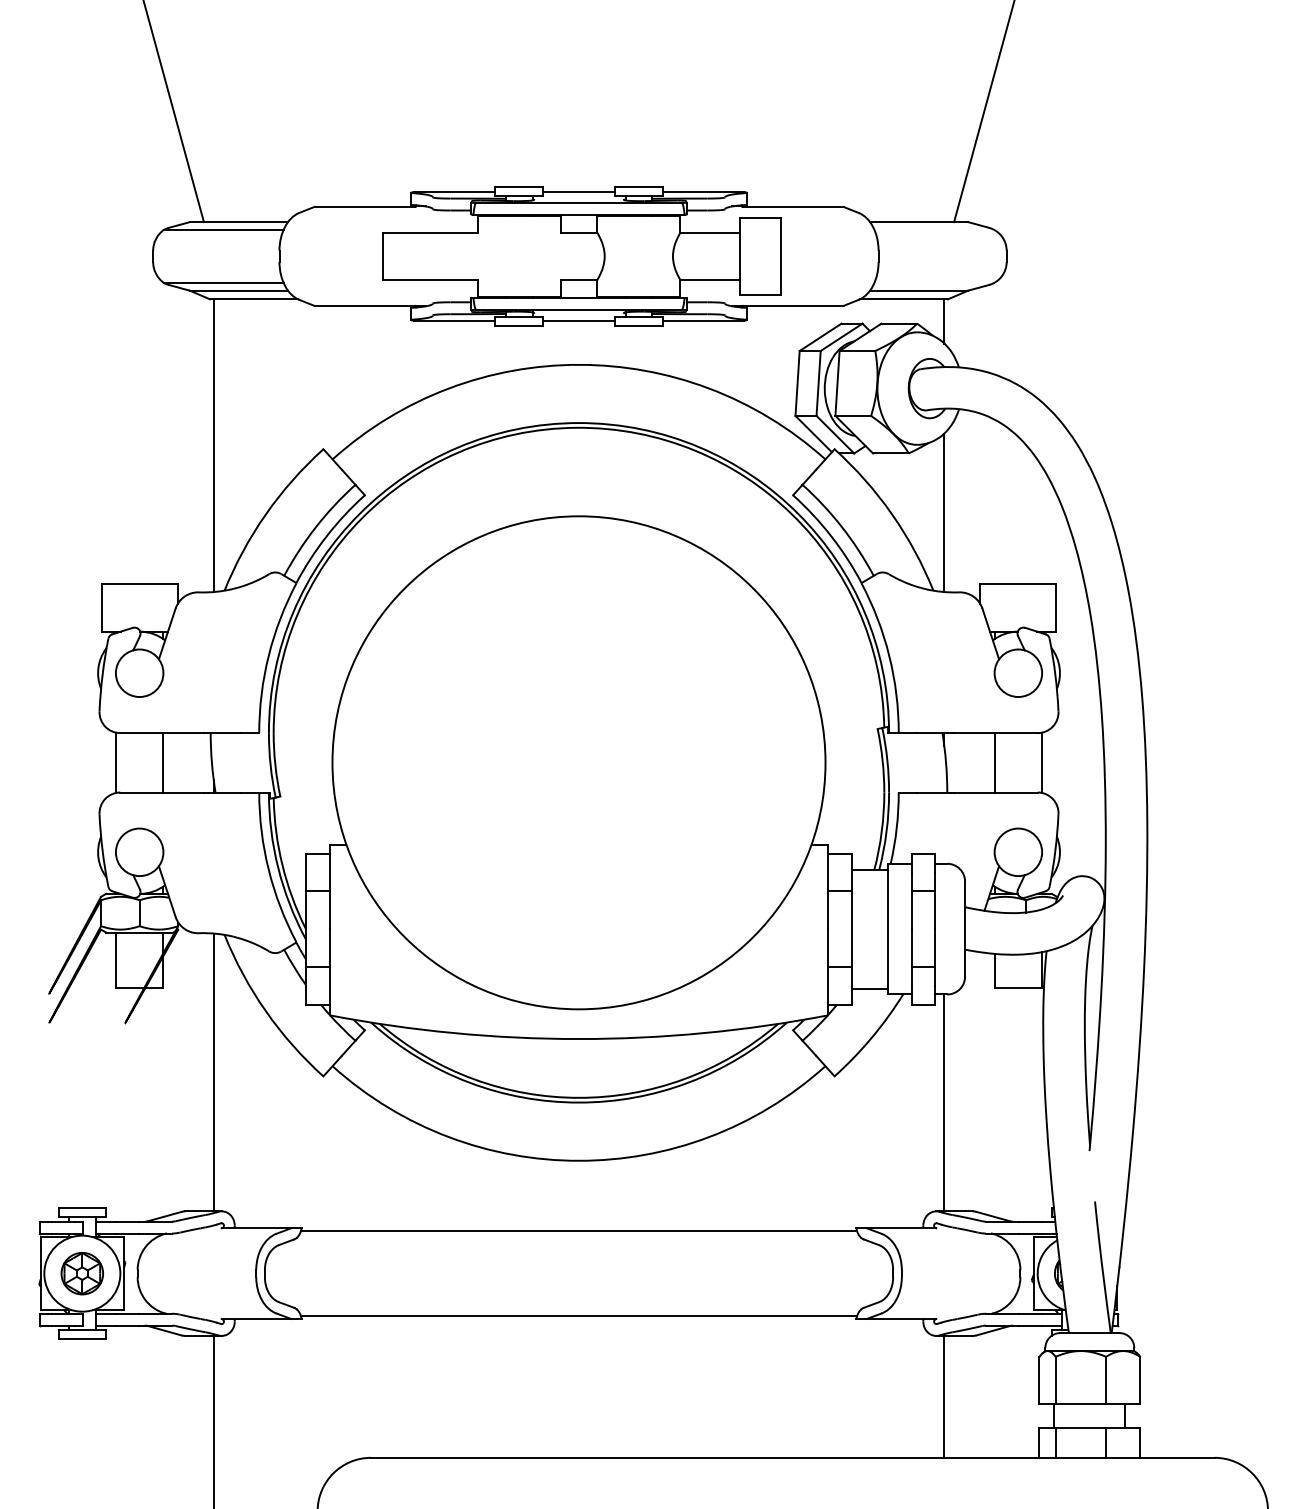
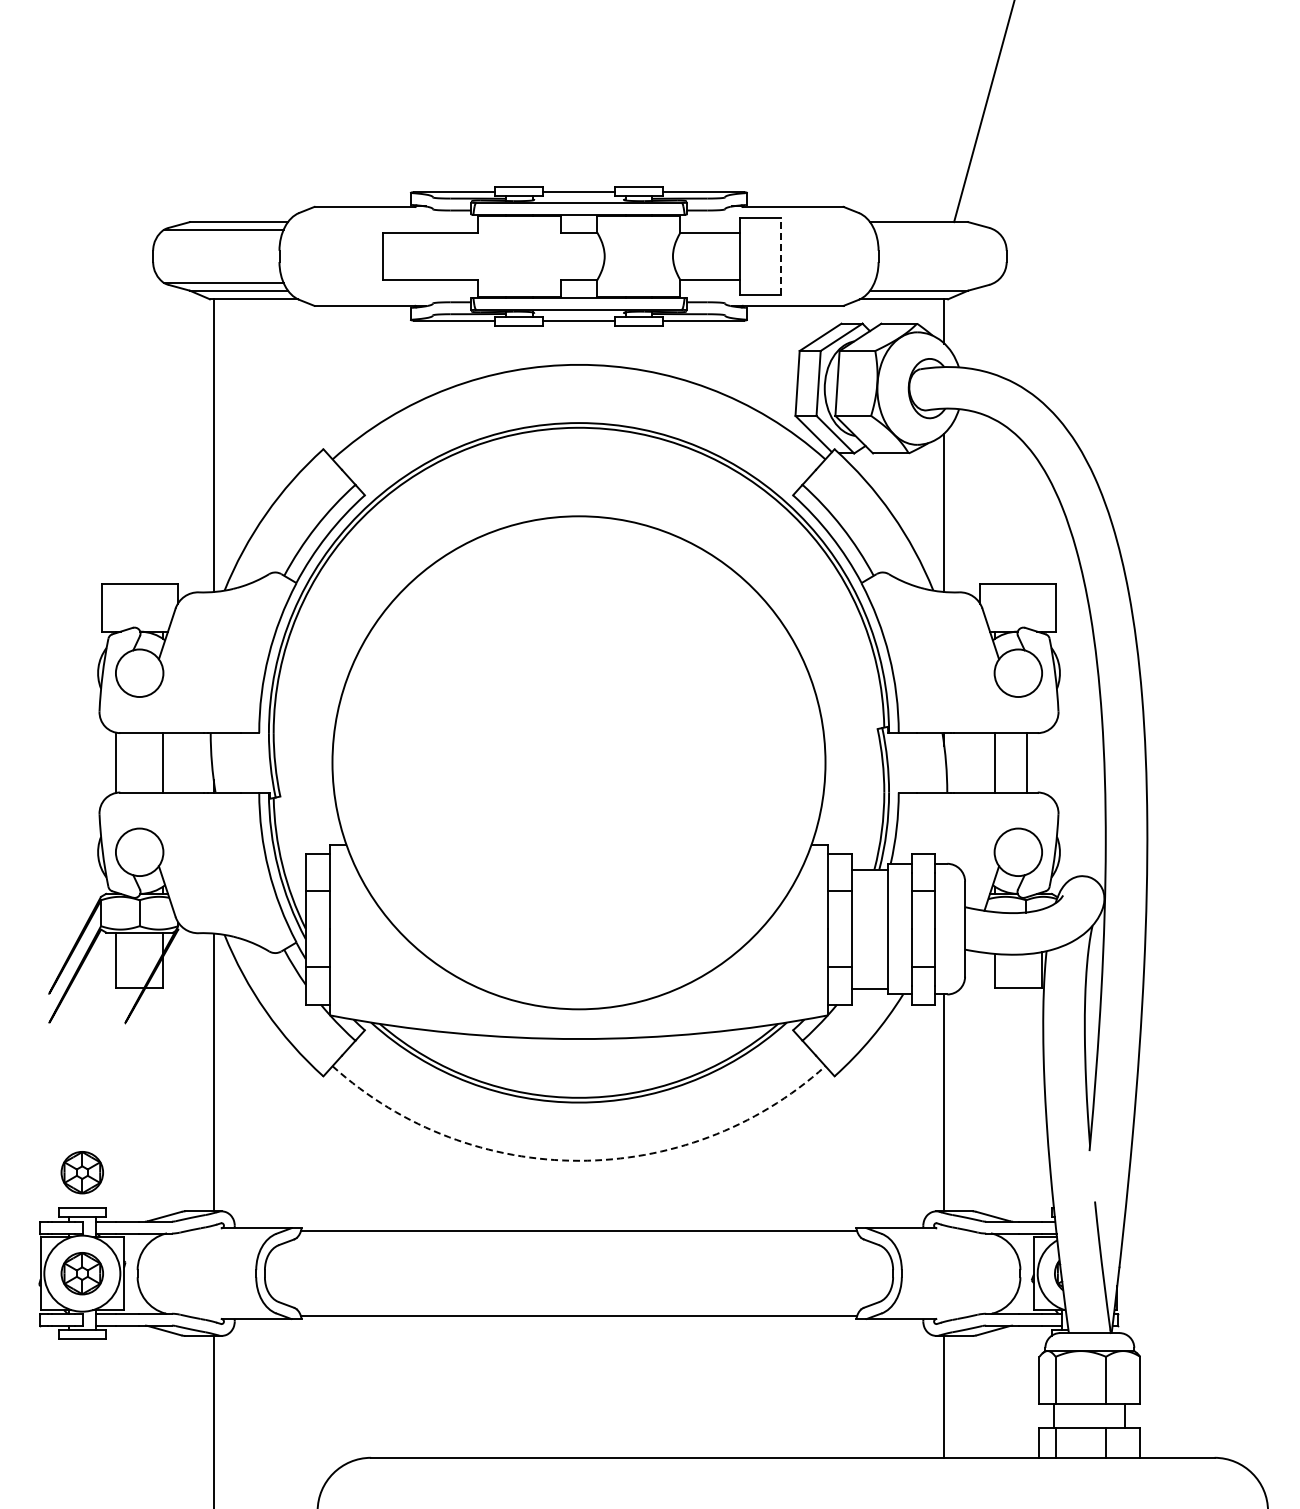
line: present -> none (173, 112)
line: solid -> dashed (781, 256)
line position: (1041, 762) -> (1026, 762) (1026, 762)
arc: solid -> dashed (579, 1160)
part: none -> present (81, 1172)
